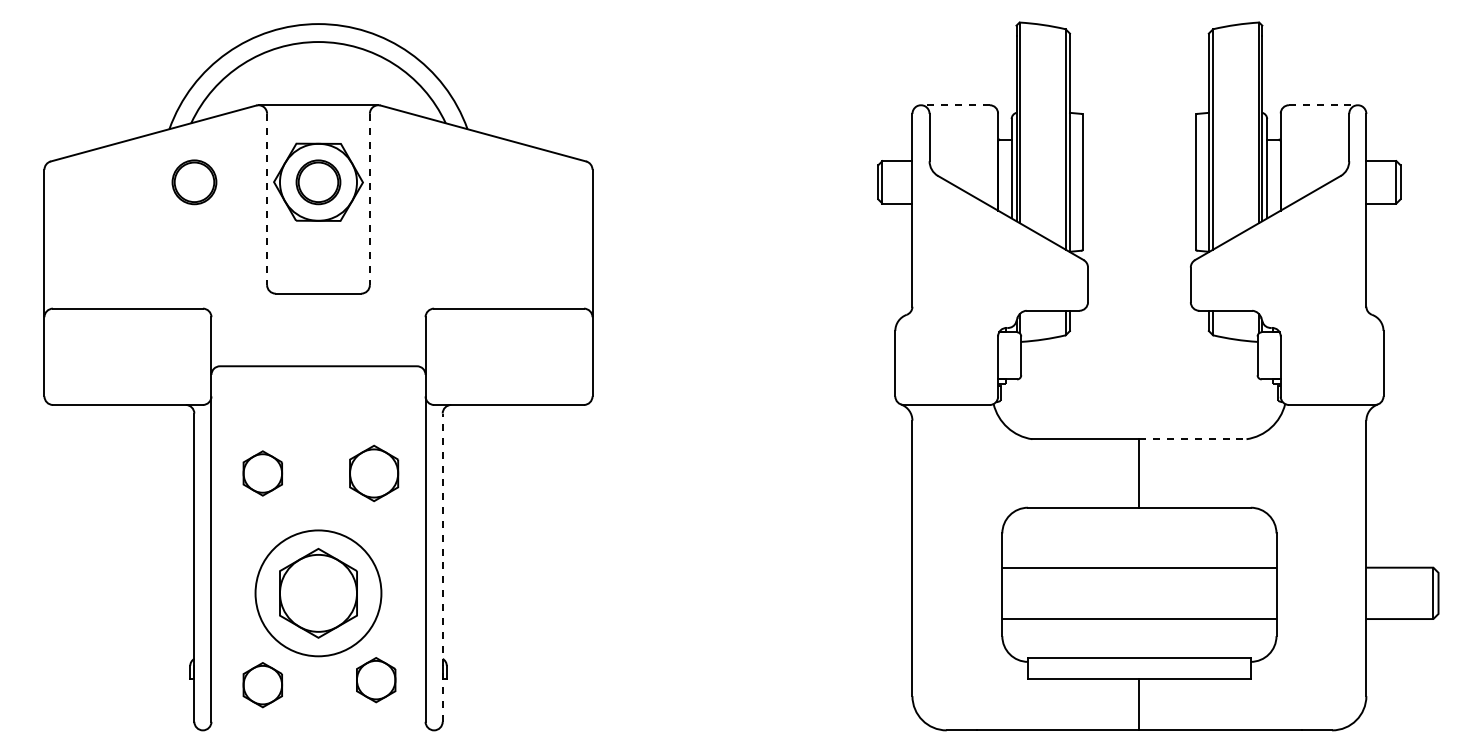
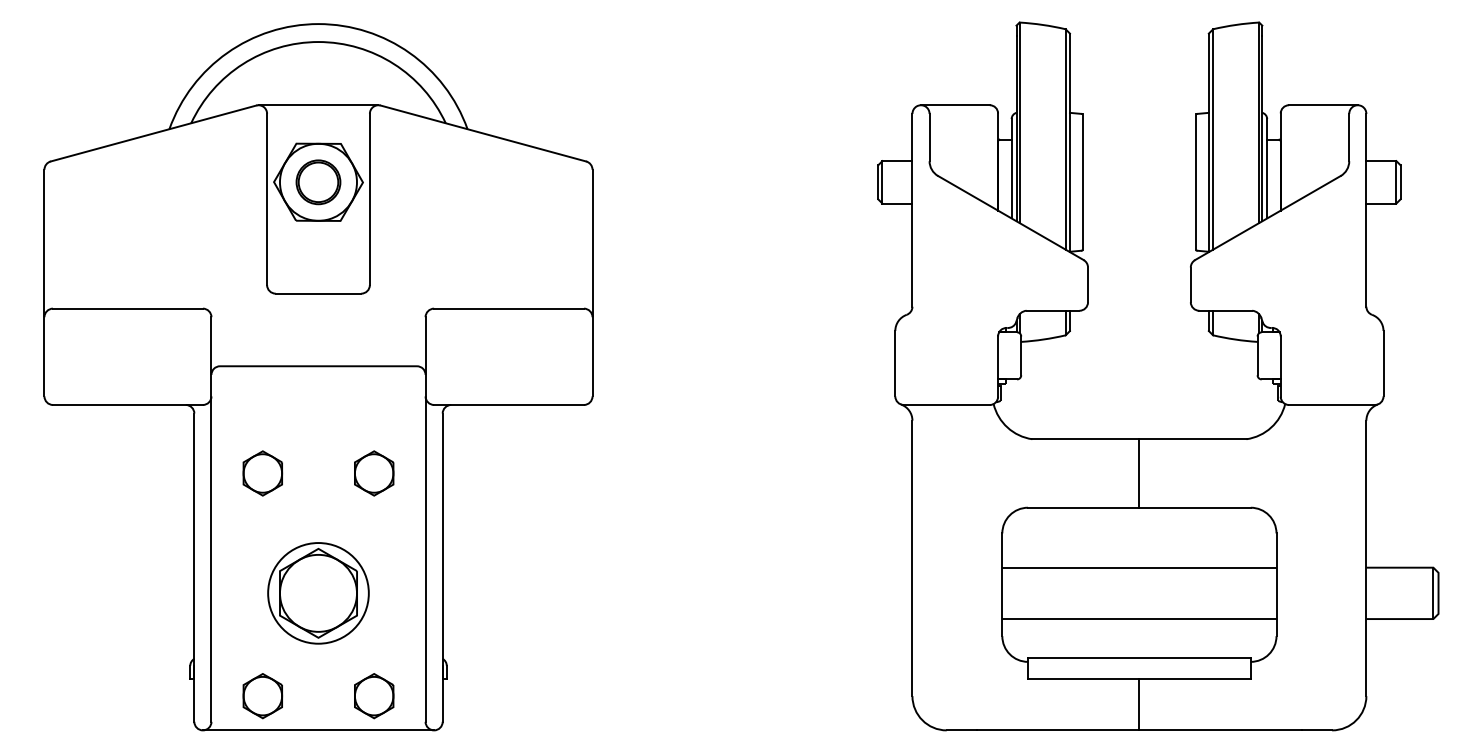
line: dashed -> solid (954, 105)
line: dashed -> solid (1323, 105)
part: present -> none (194, 182)
line: dashed -> solid (267, 199)
line: dashed -> solid (369, 199)
line: dashed -> solid (1192, 439)
part size: 51x59 px -> 41x47 px (374, 473)
line: dashed -> solid (442, 567)
circle diameter: 126 px -> 101 px (318, 593)
part position: (376, 680) -> (374, 696) (374, 696)
part position: (262, 685) -> (262, 696) (262, 696)
line: none -> present (318, 730)
